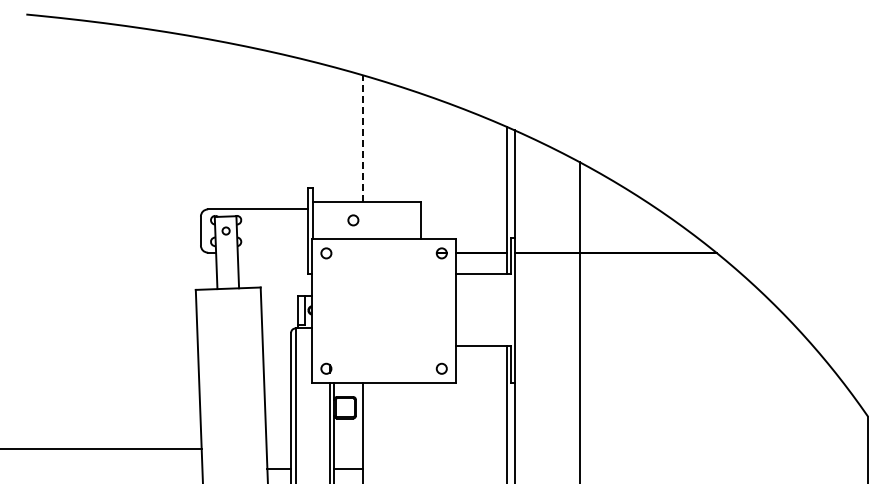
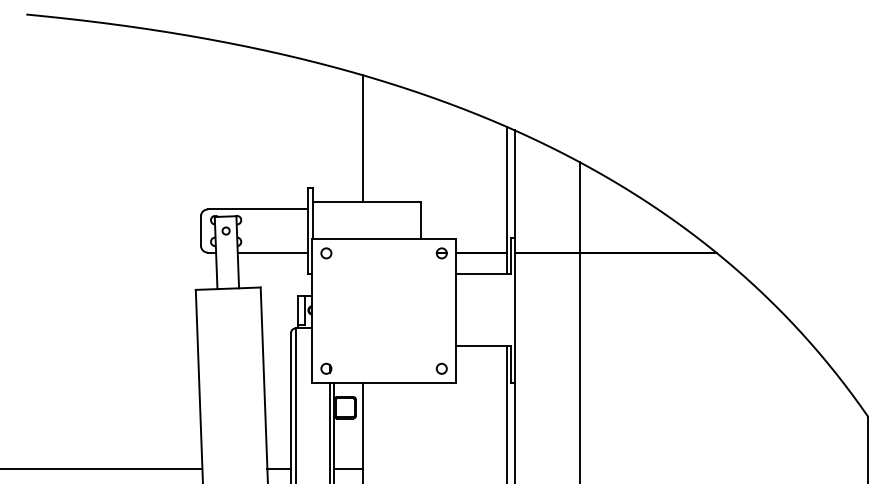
line: dashed -> solid (363, 138)
circle: present -> none (353, 220)
line: none -> present (272, 252)
line position: (102, 449) -> (102, 469) (102, 469)
